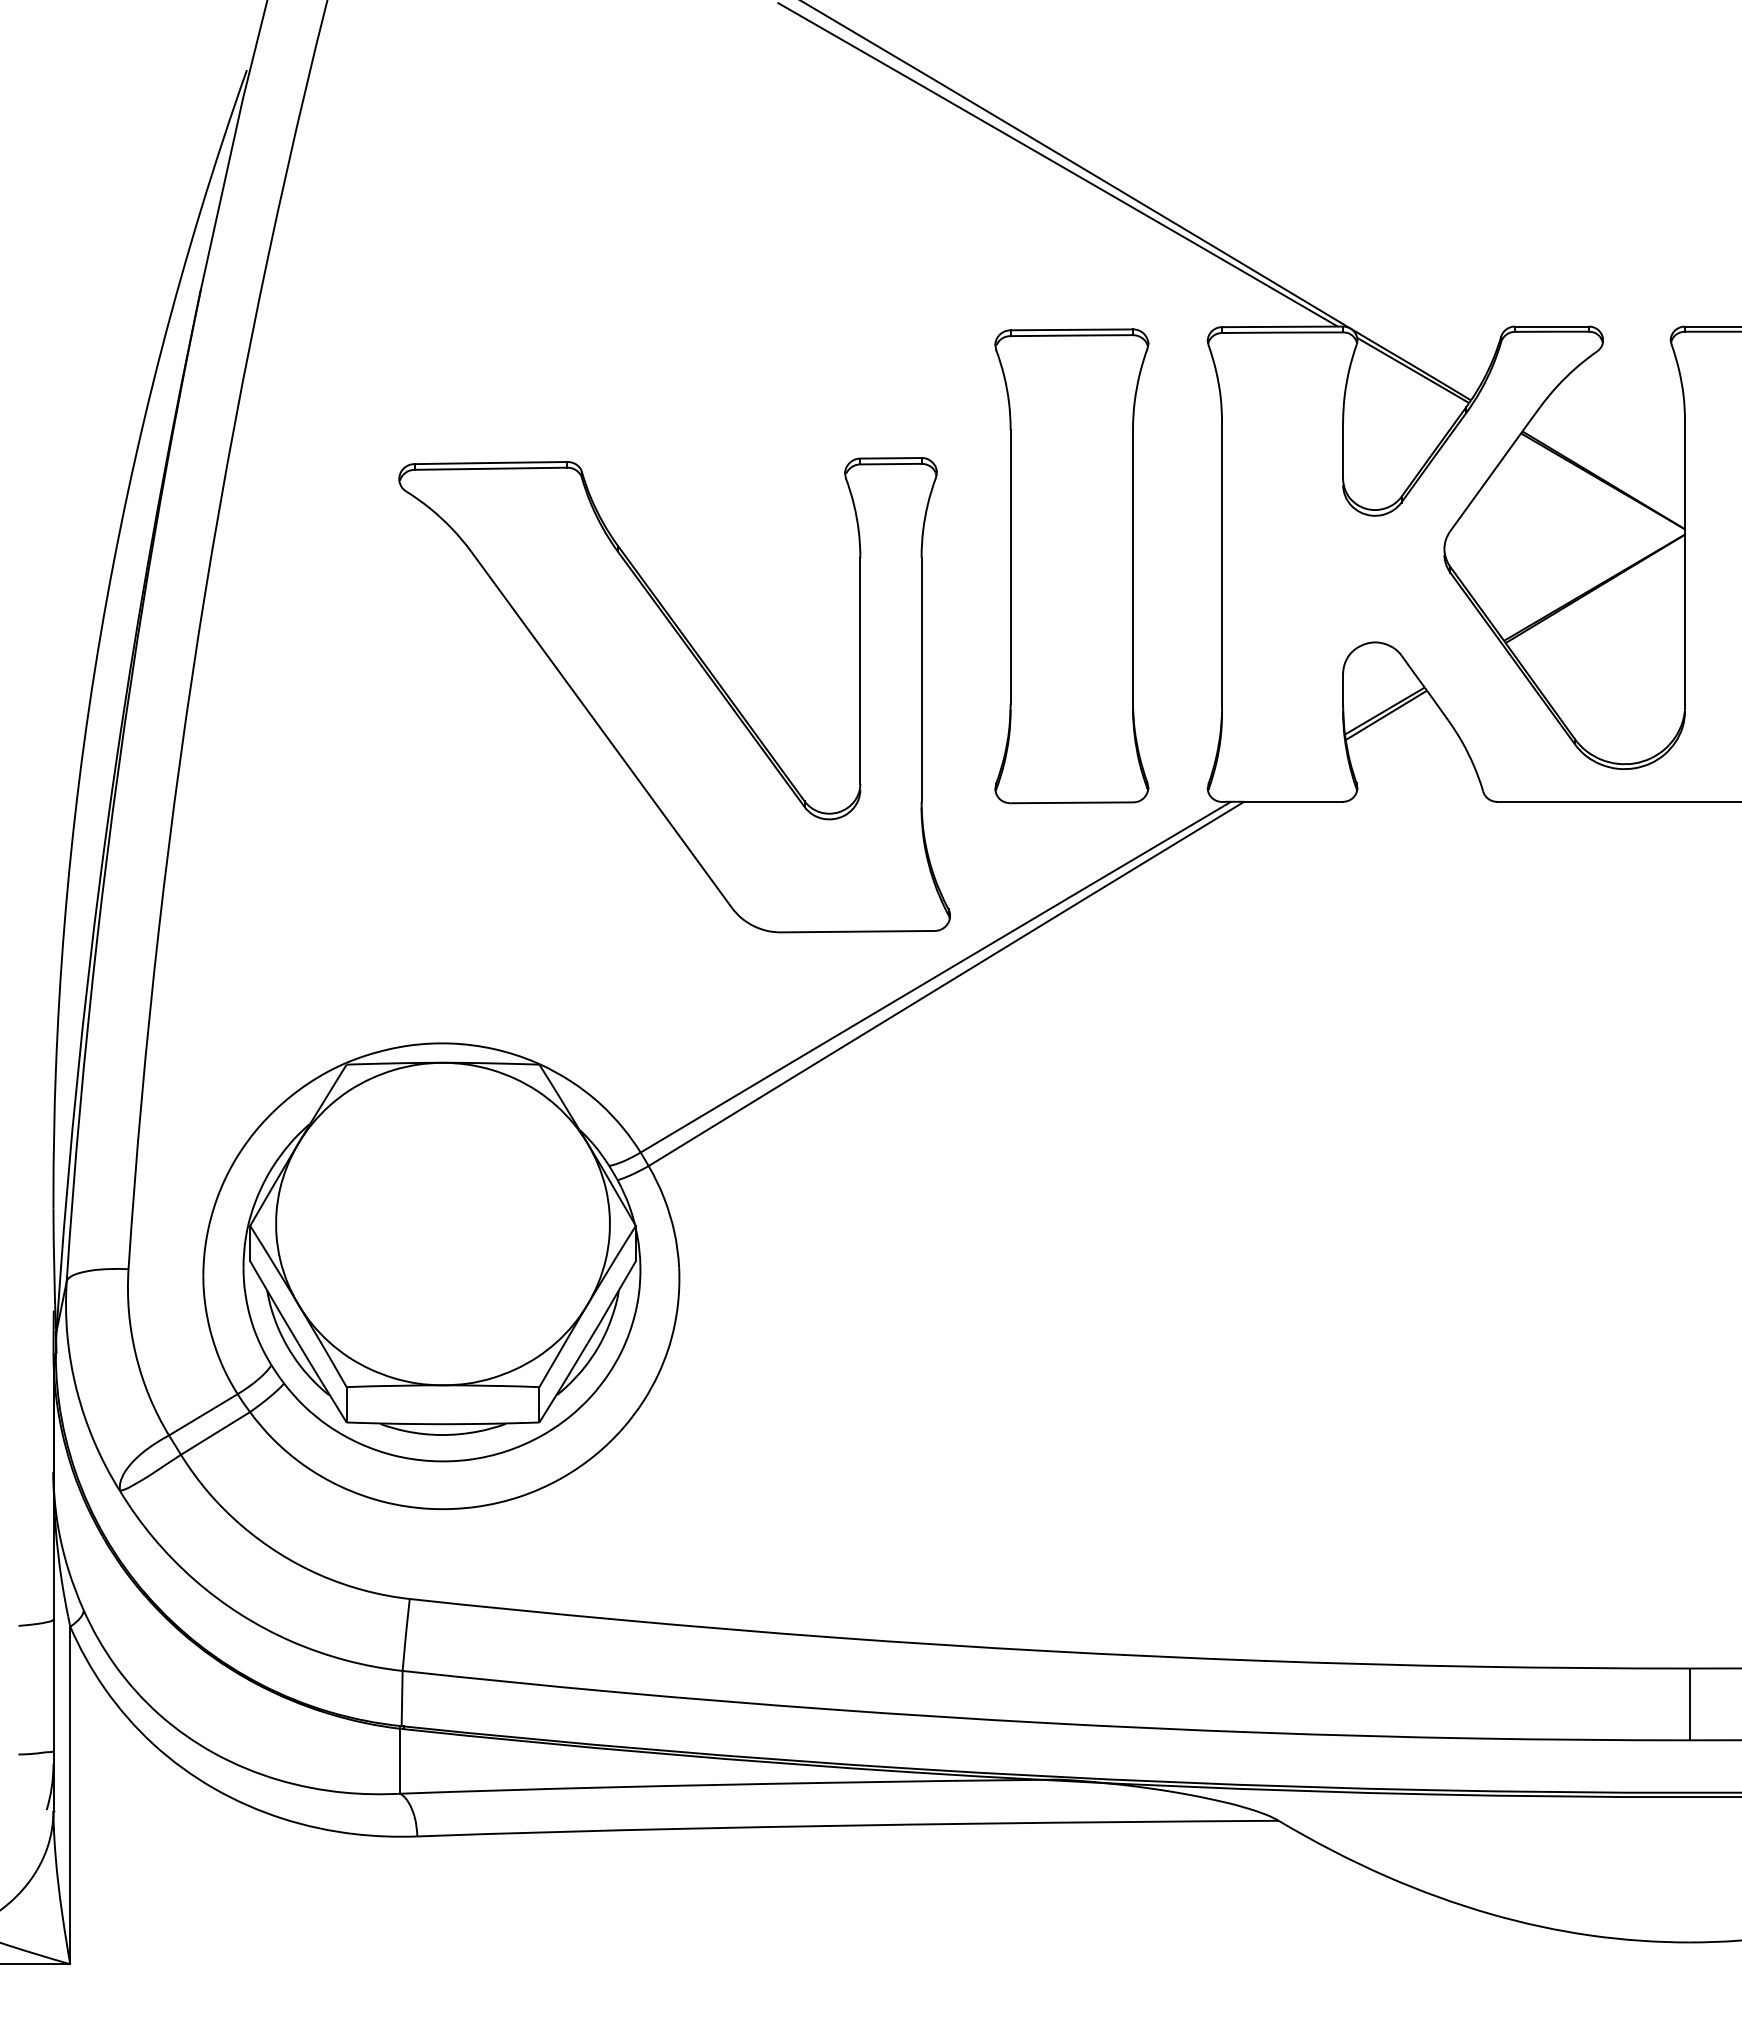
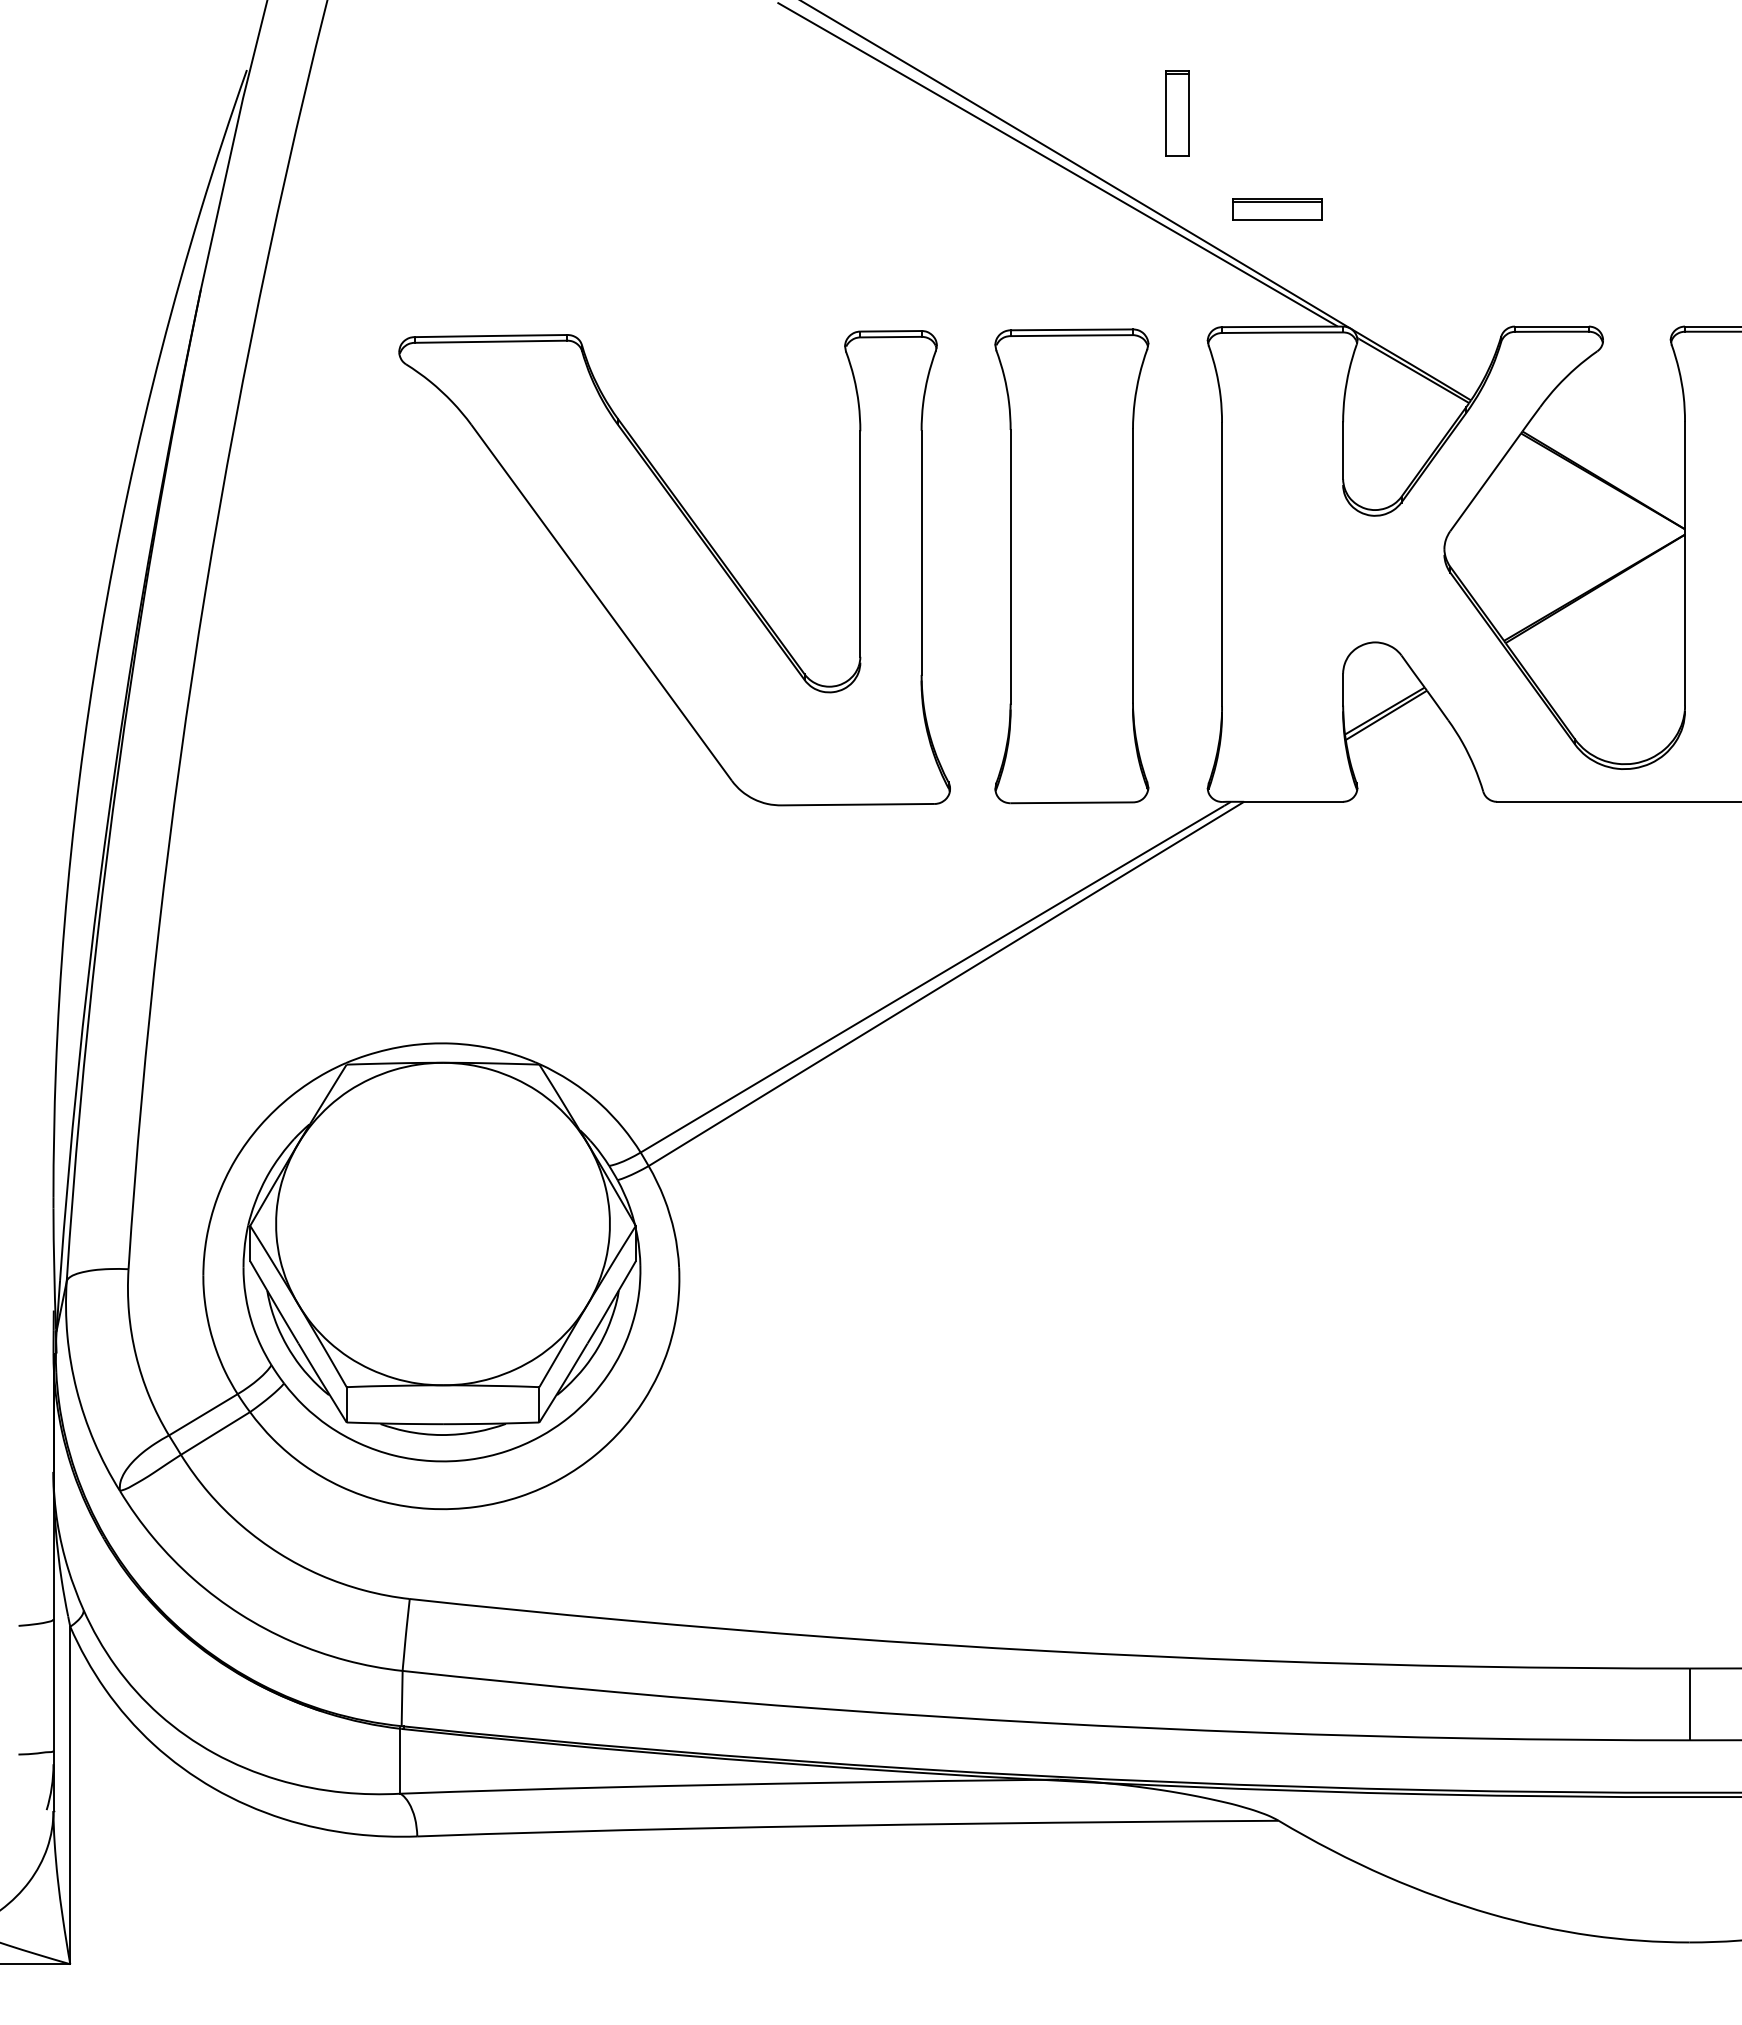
part: none -> present (1177, 113)
part: none -> present (1277, 209)
part position: (674, 695) -> (674, 568) (674, 568)
